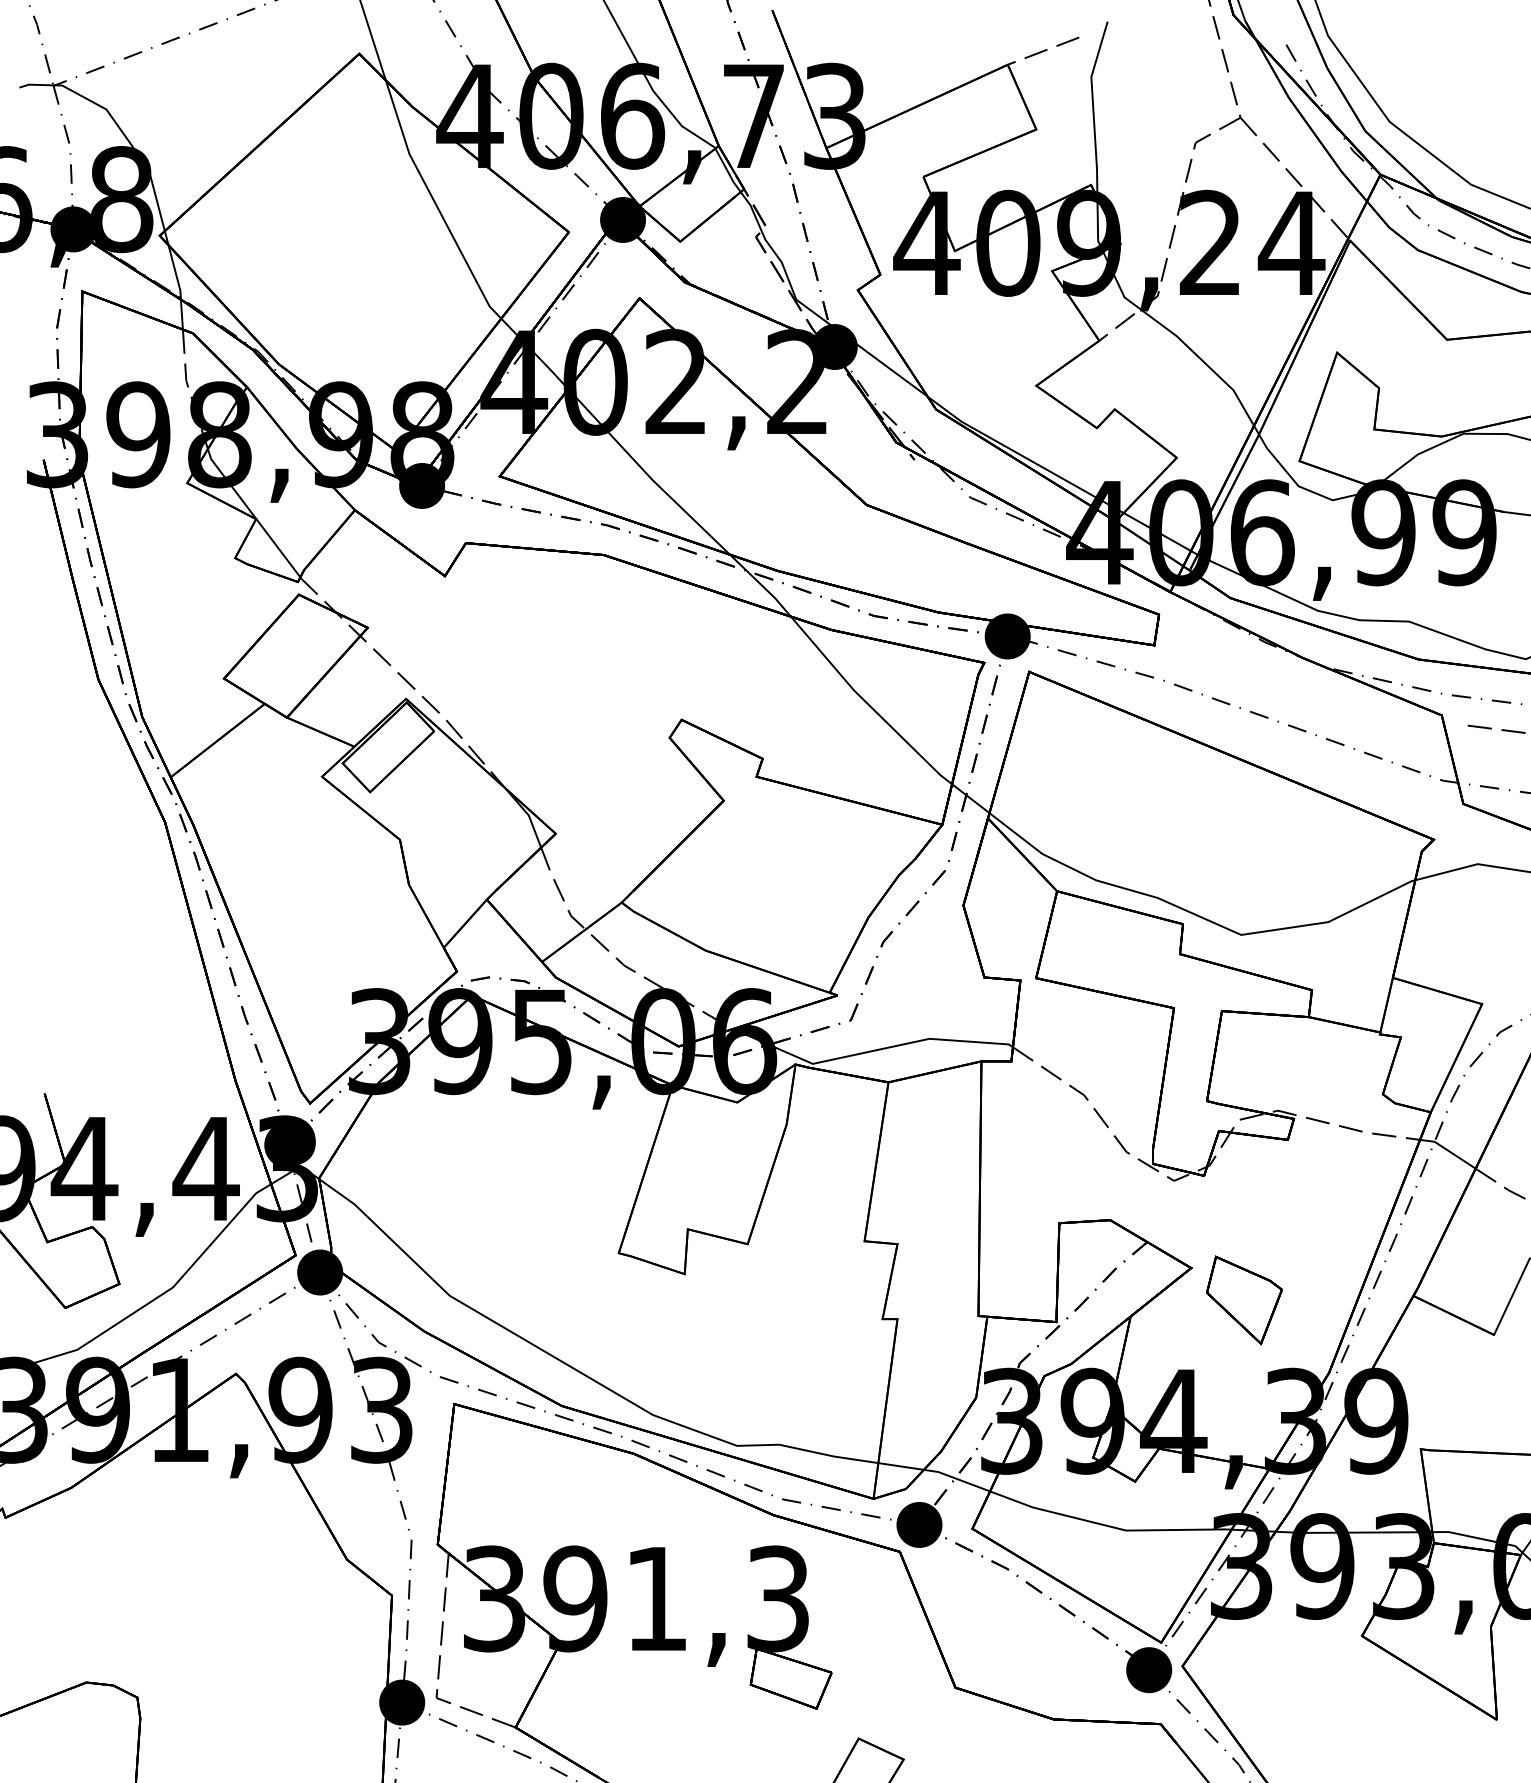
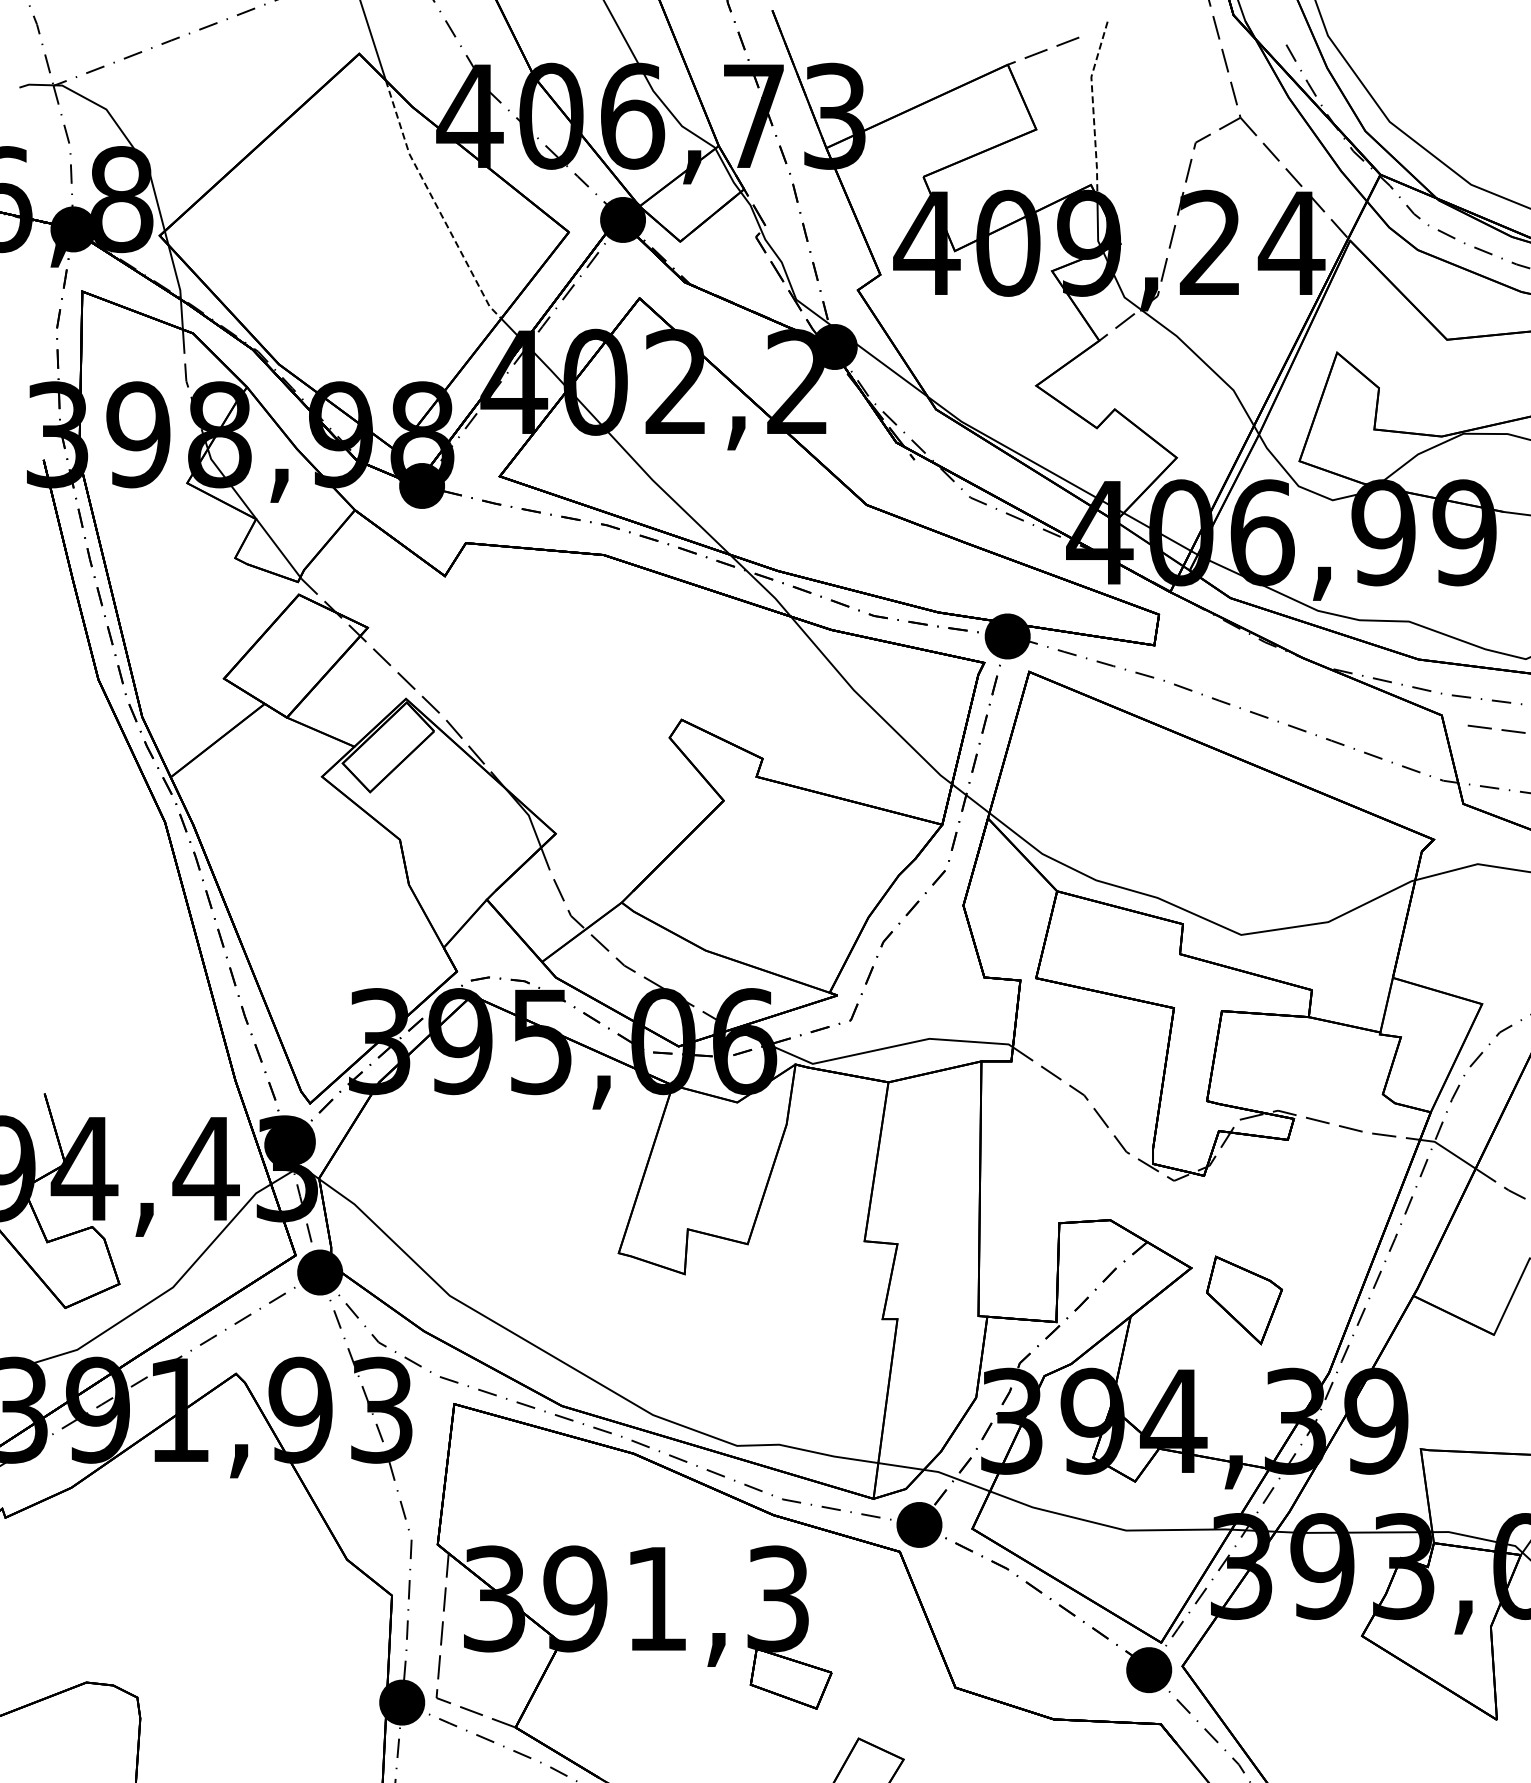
line: solid -> dashed (1093, 108)
line: solid -> dashed (435, 203)
